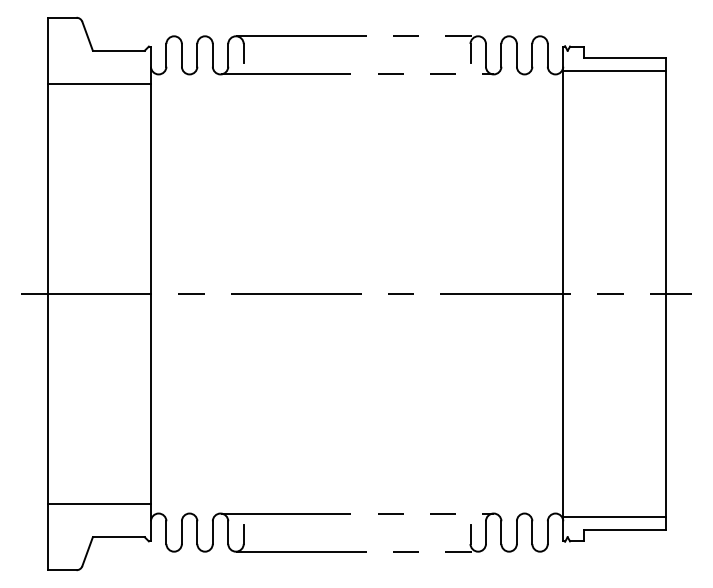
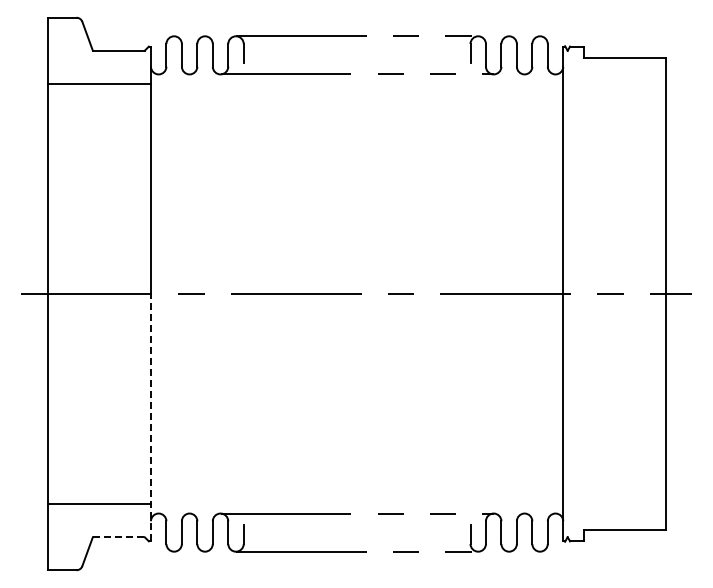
line: present -> none (614, 70)
line: solid -> dashed (150, 417)
line: present -> none (614, 517)
line: solid -> dashed (118, 537)
